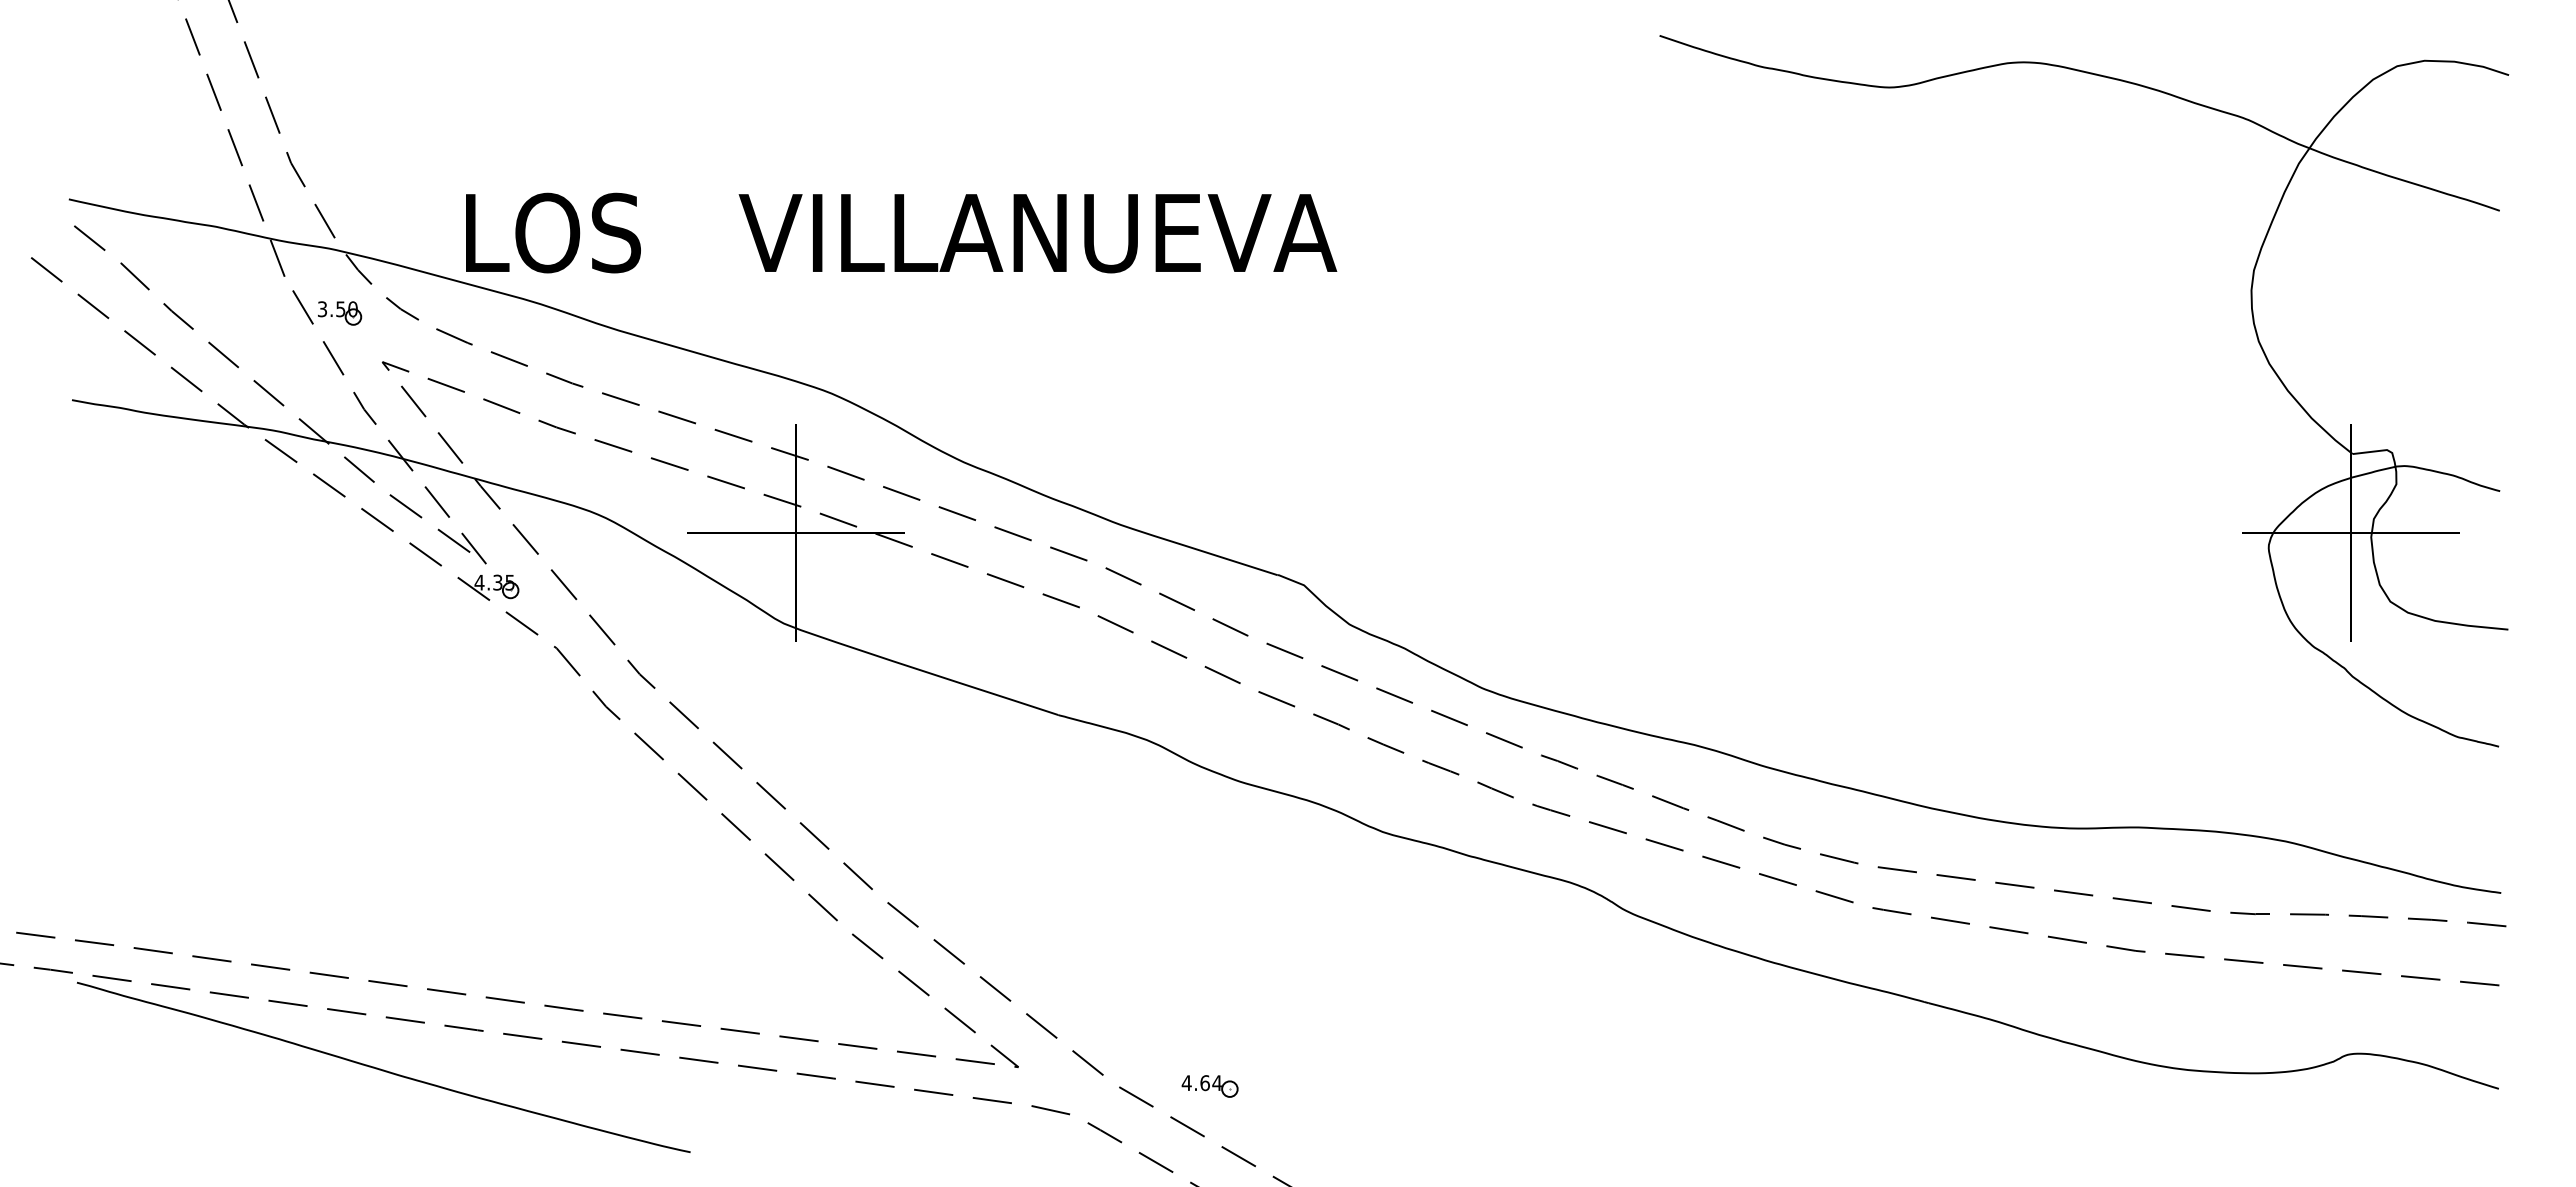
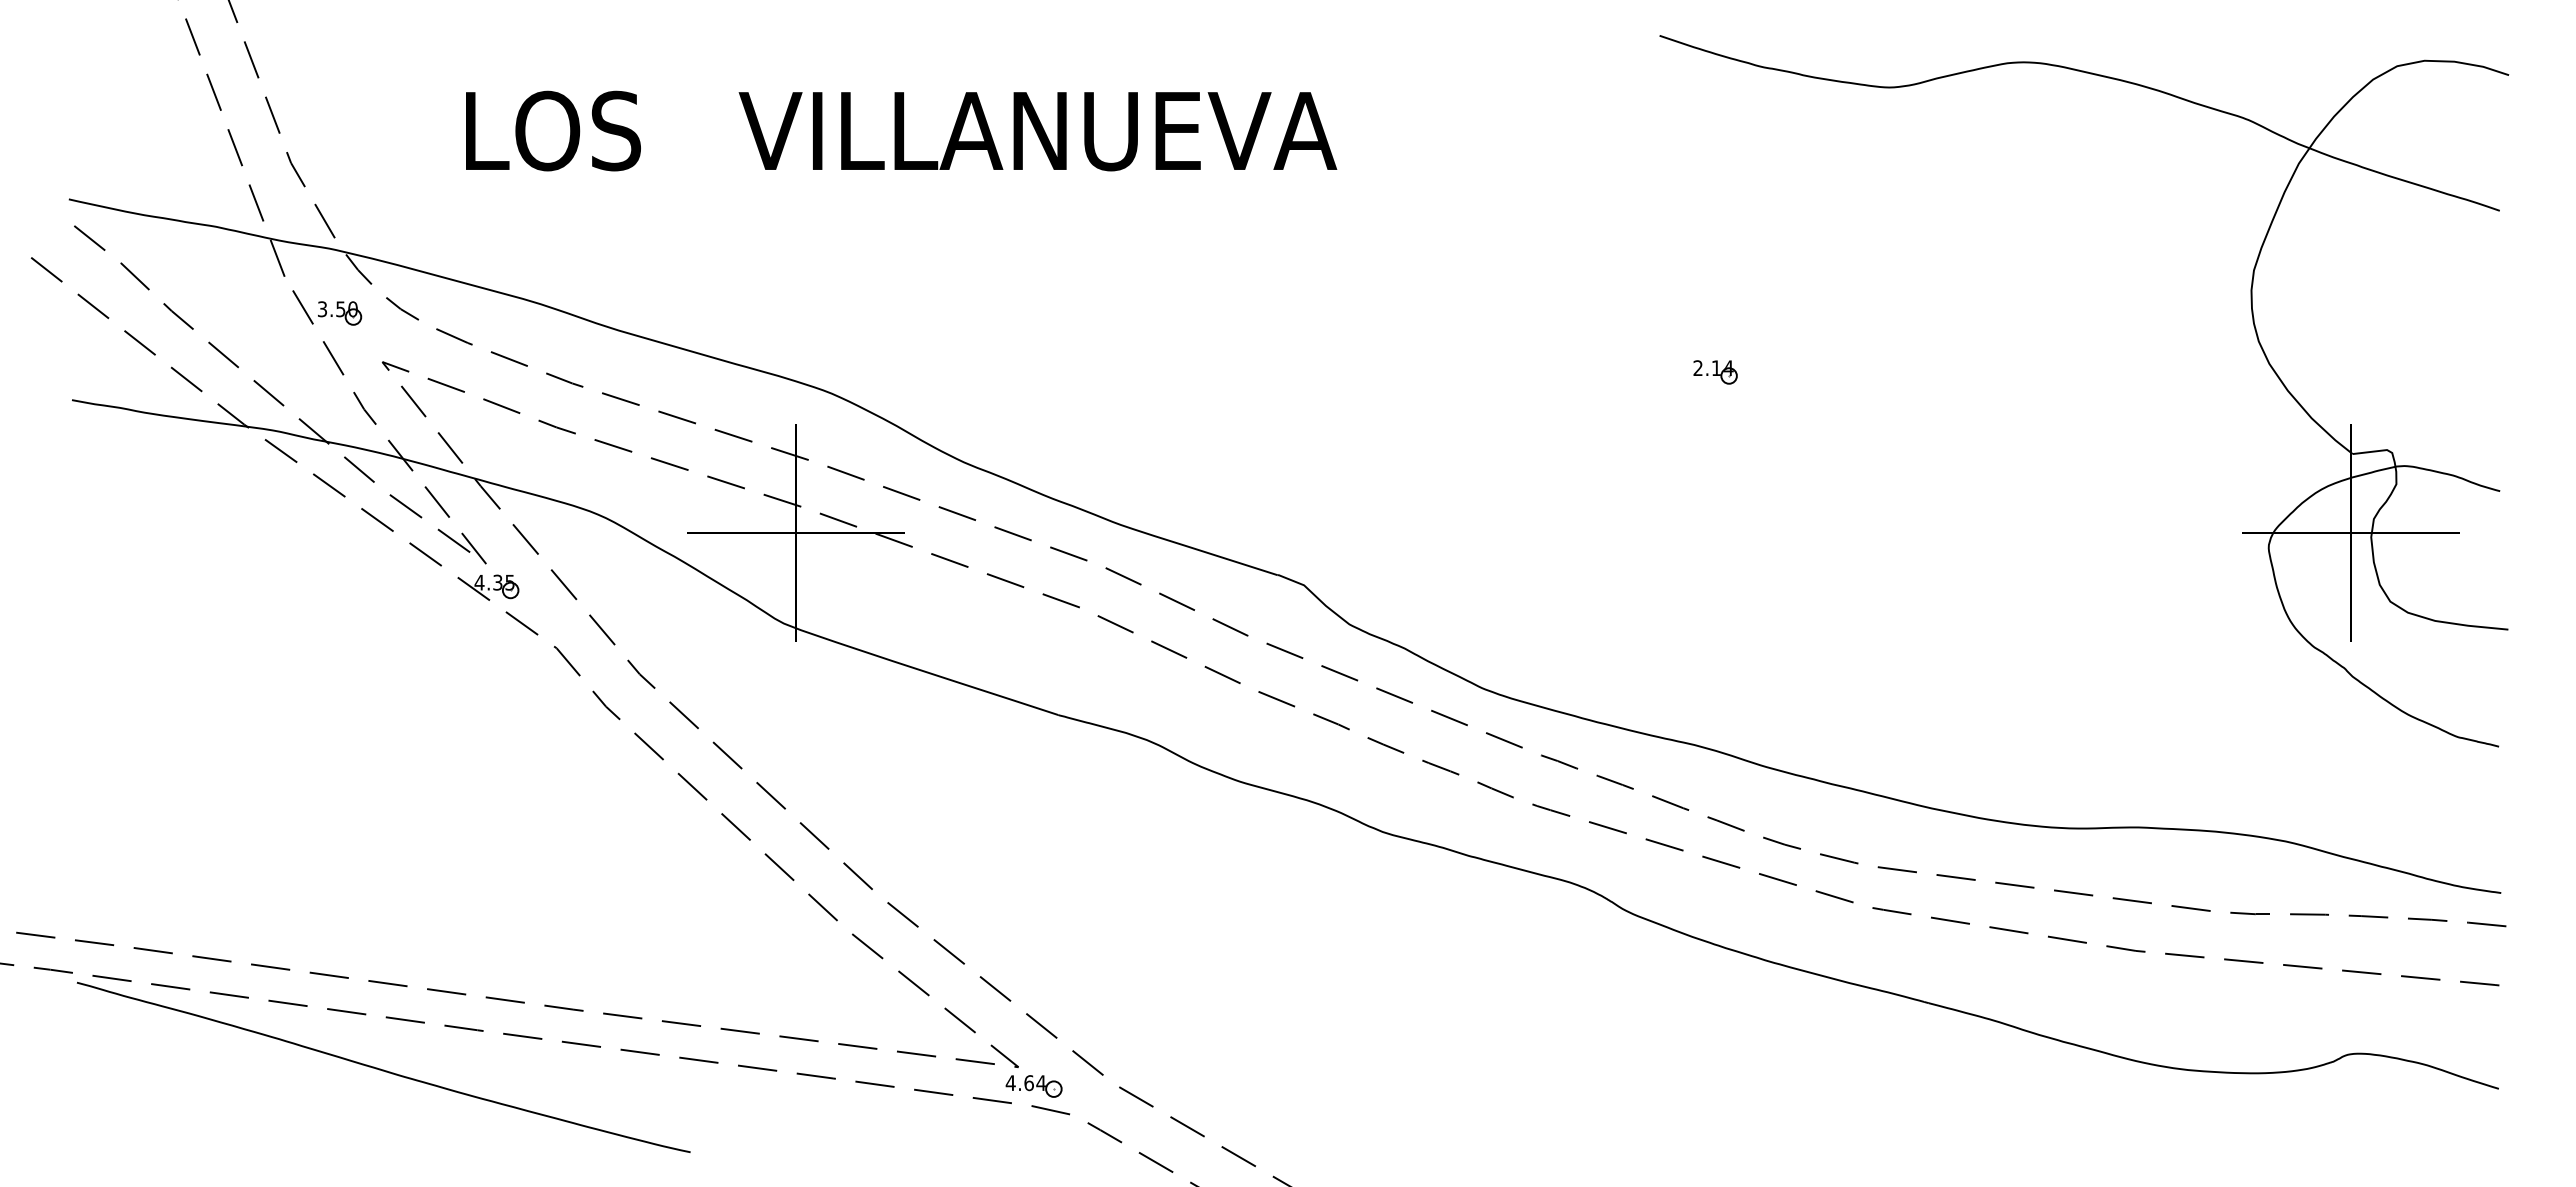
text position: (901, 232) -> (901, 130) (901, 130)
part: none -> present (1715, 372)
part position: (1209, 1086) -> (1033, 1086) (1033, 1086)
